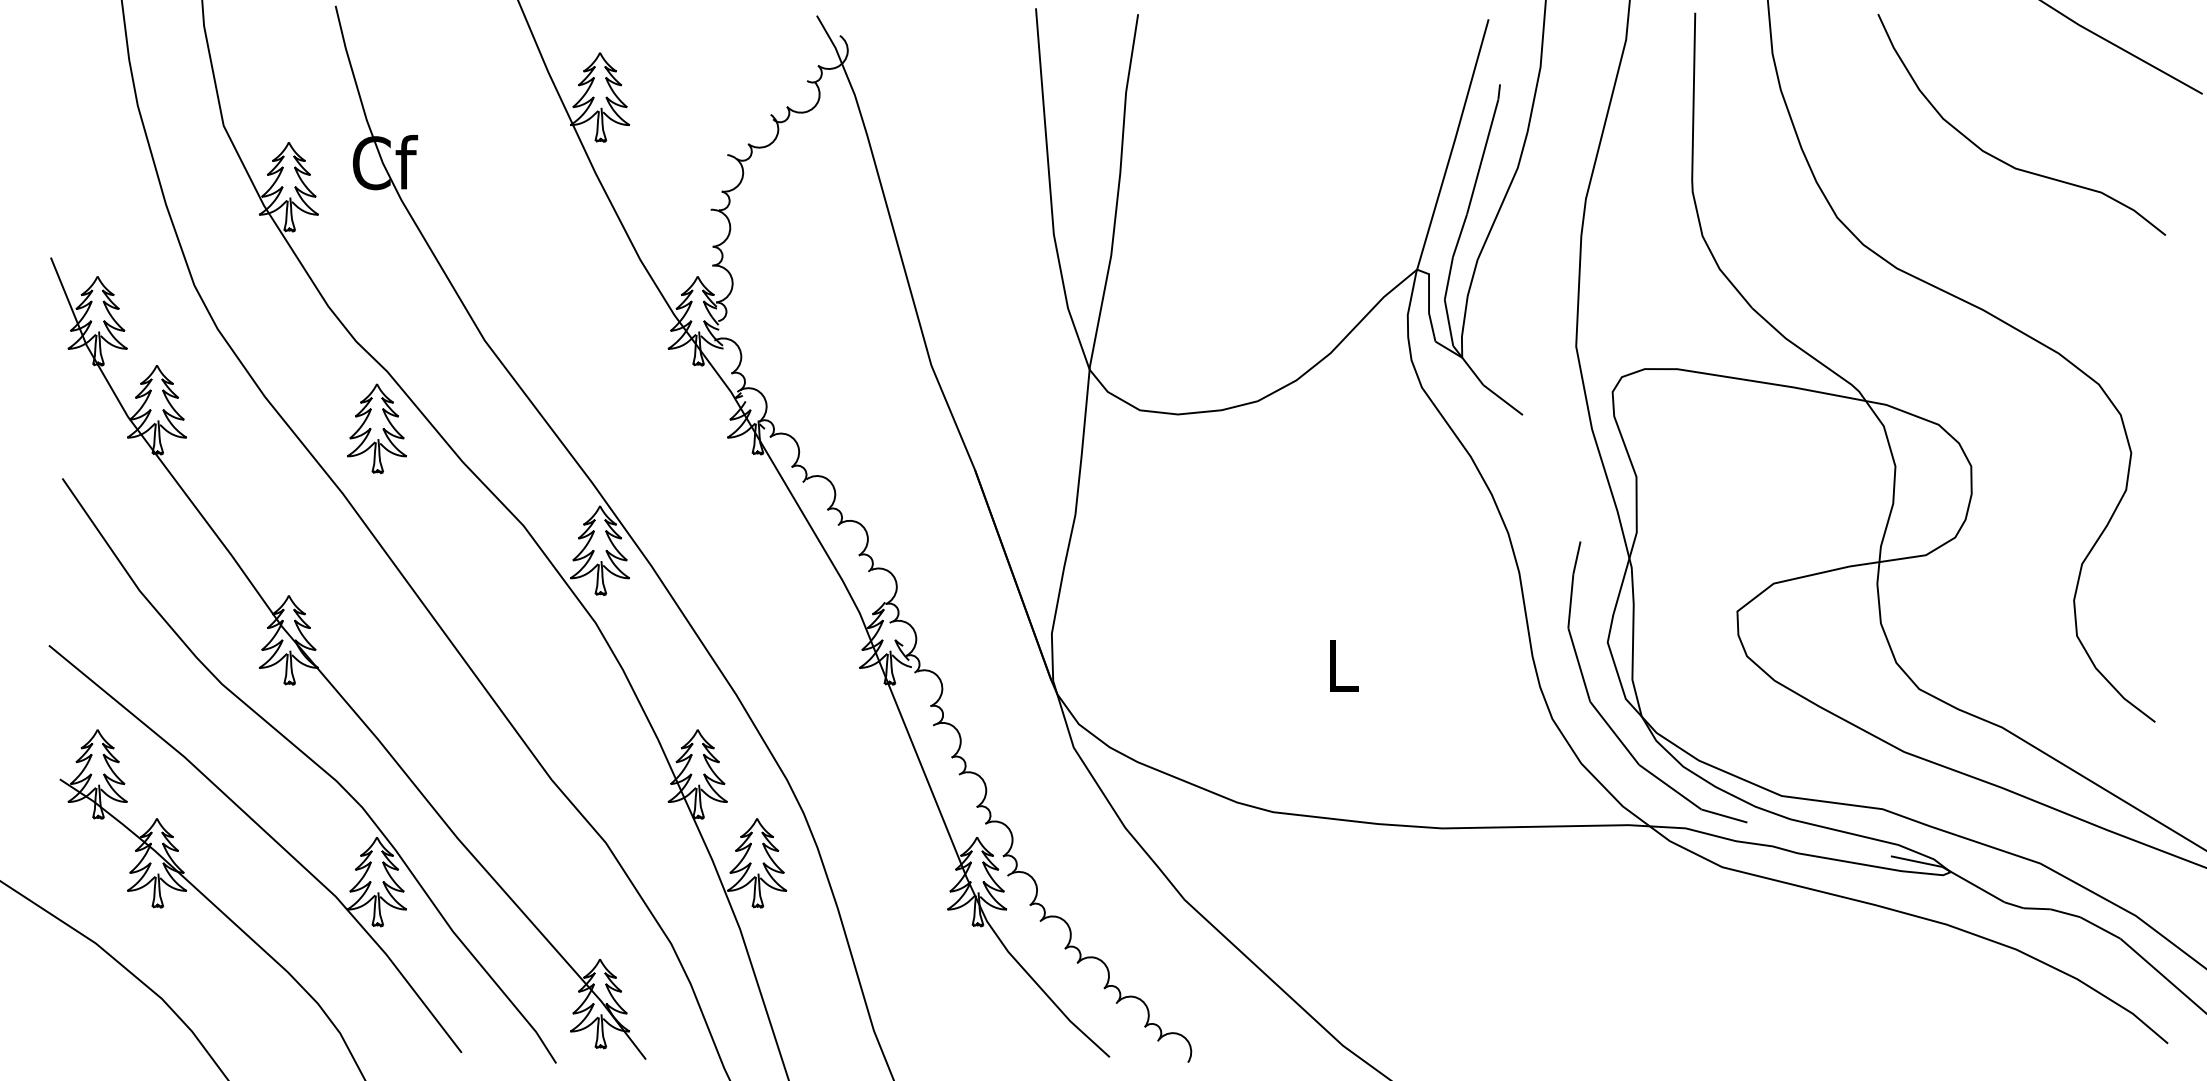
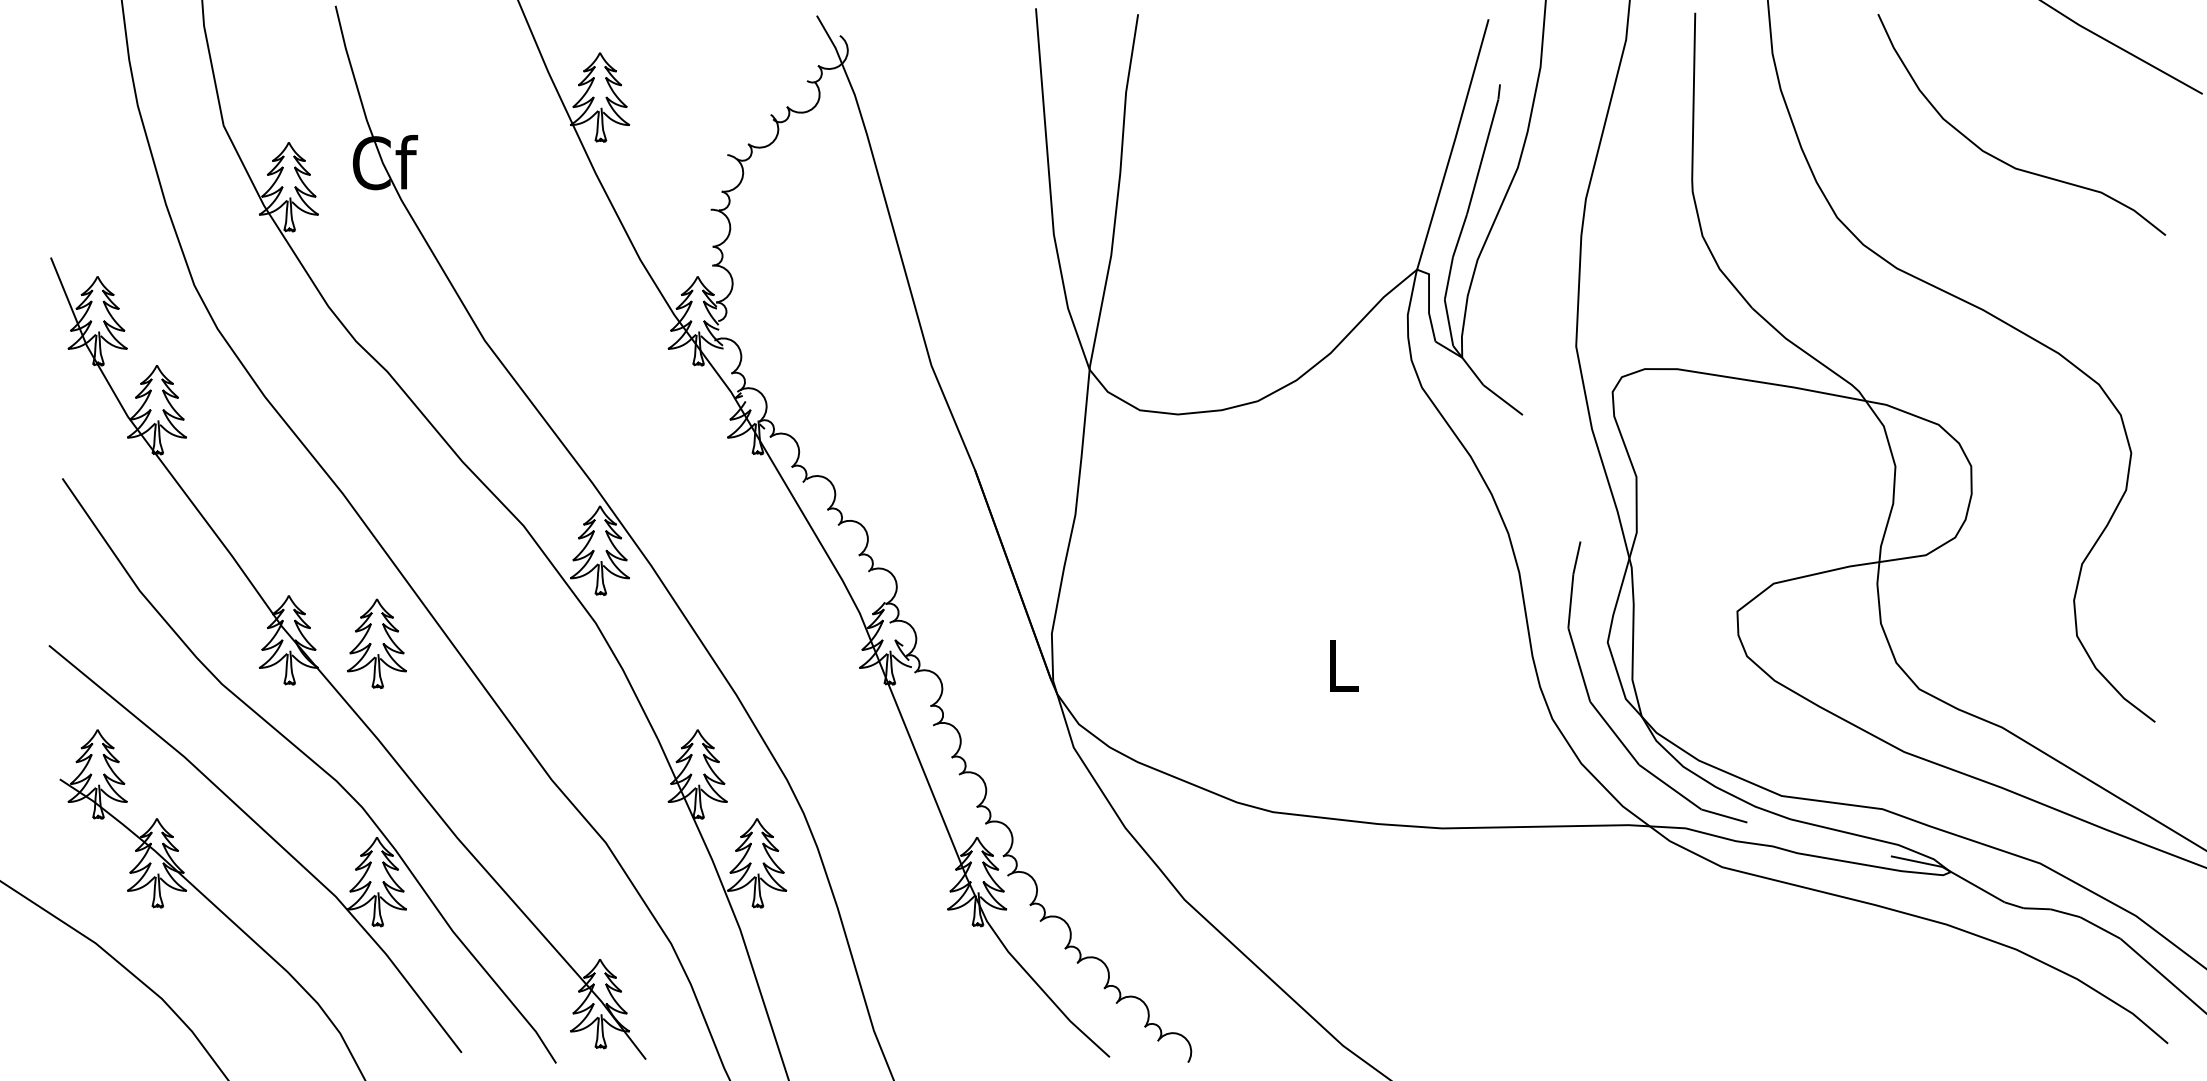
part position: (376, 428) -> (376, 643) (376, 643)
